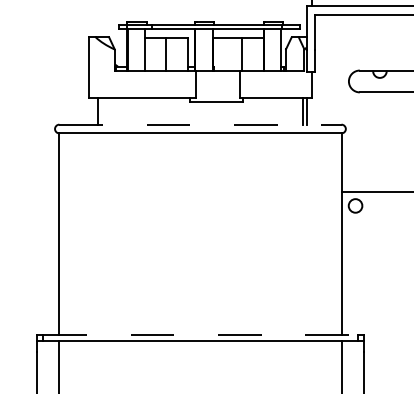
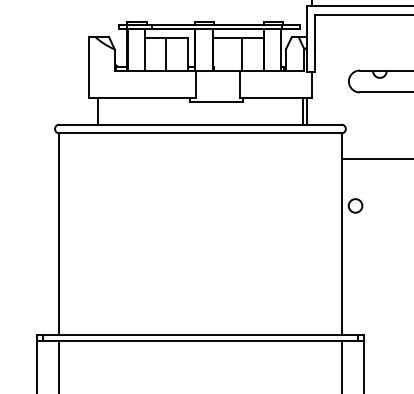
line: dashed -> solid (200, 124)
line position: (375, 192) -> (375, 159) (375, 159)
line: dashed -> solid (200, 334)
